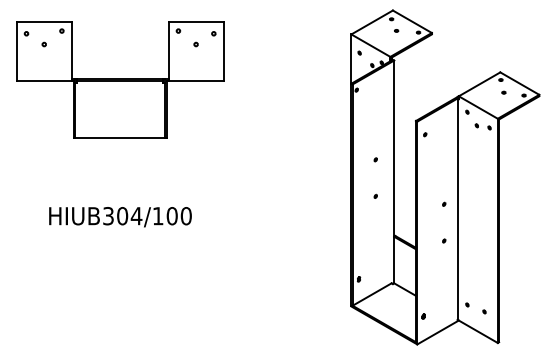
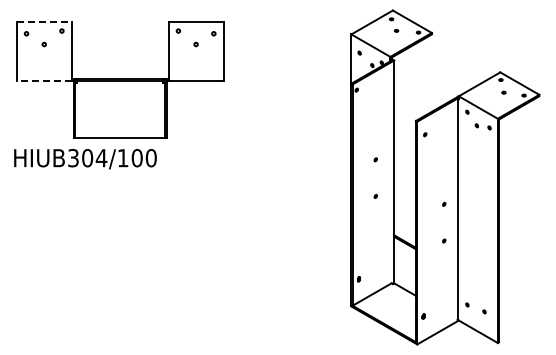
line: solid -> dashed (44, 22)
line: solid -> dashed (44, 80)
text position: (120, 217) -> (85, 159) (85, 159)
